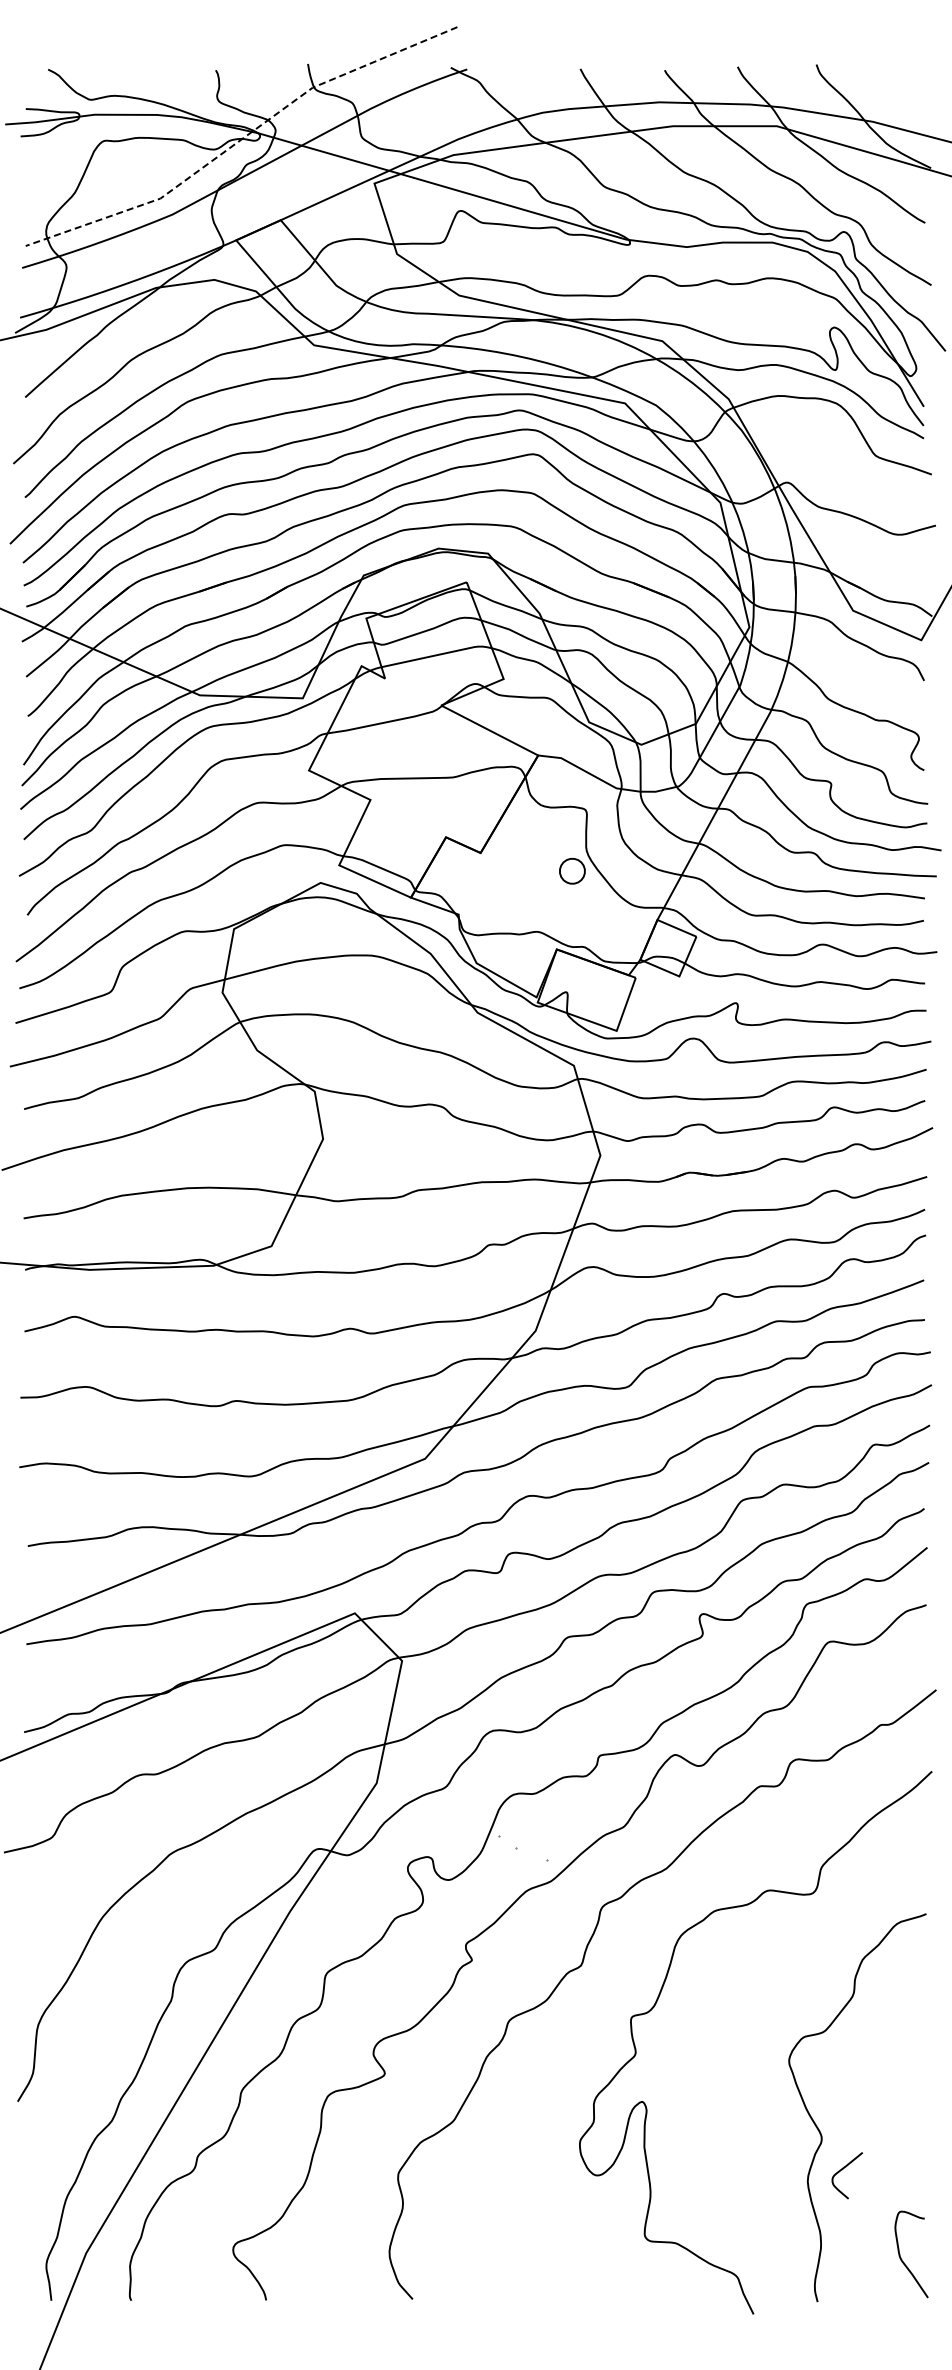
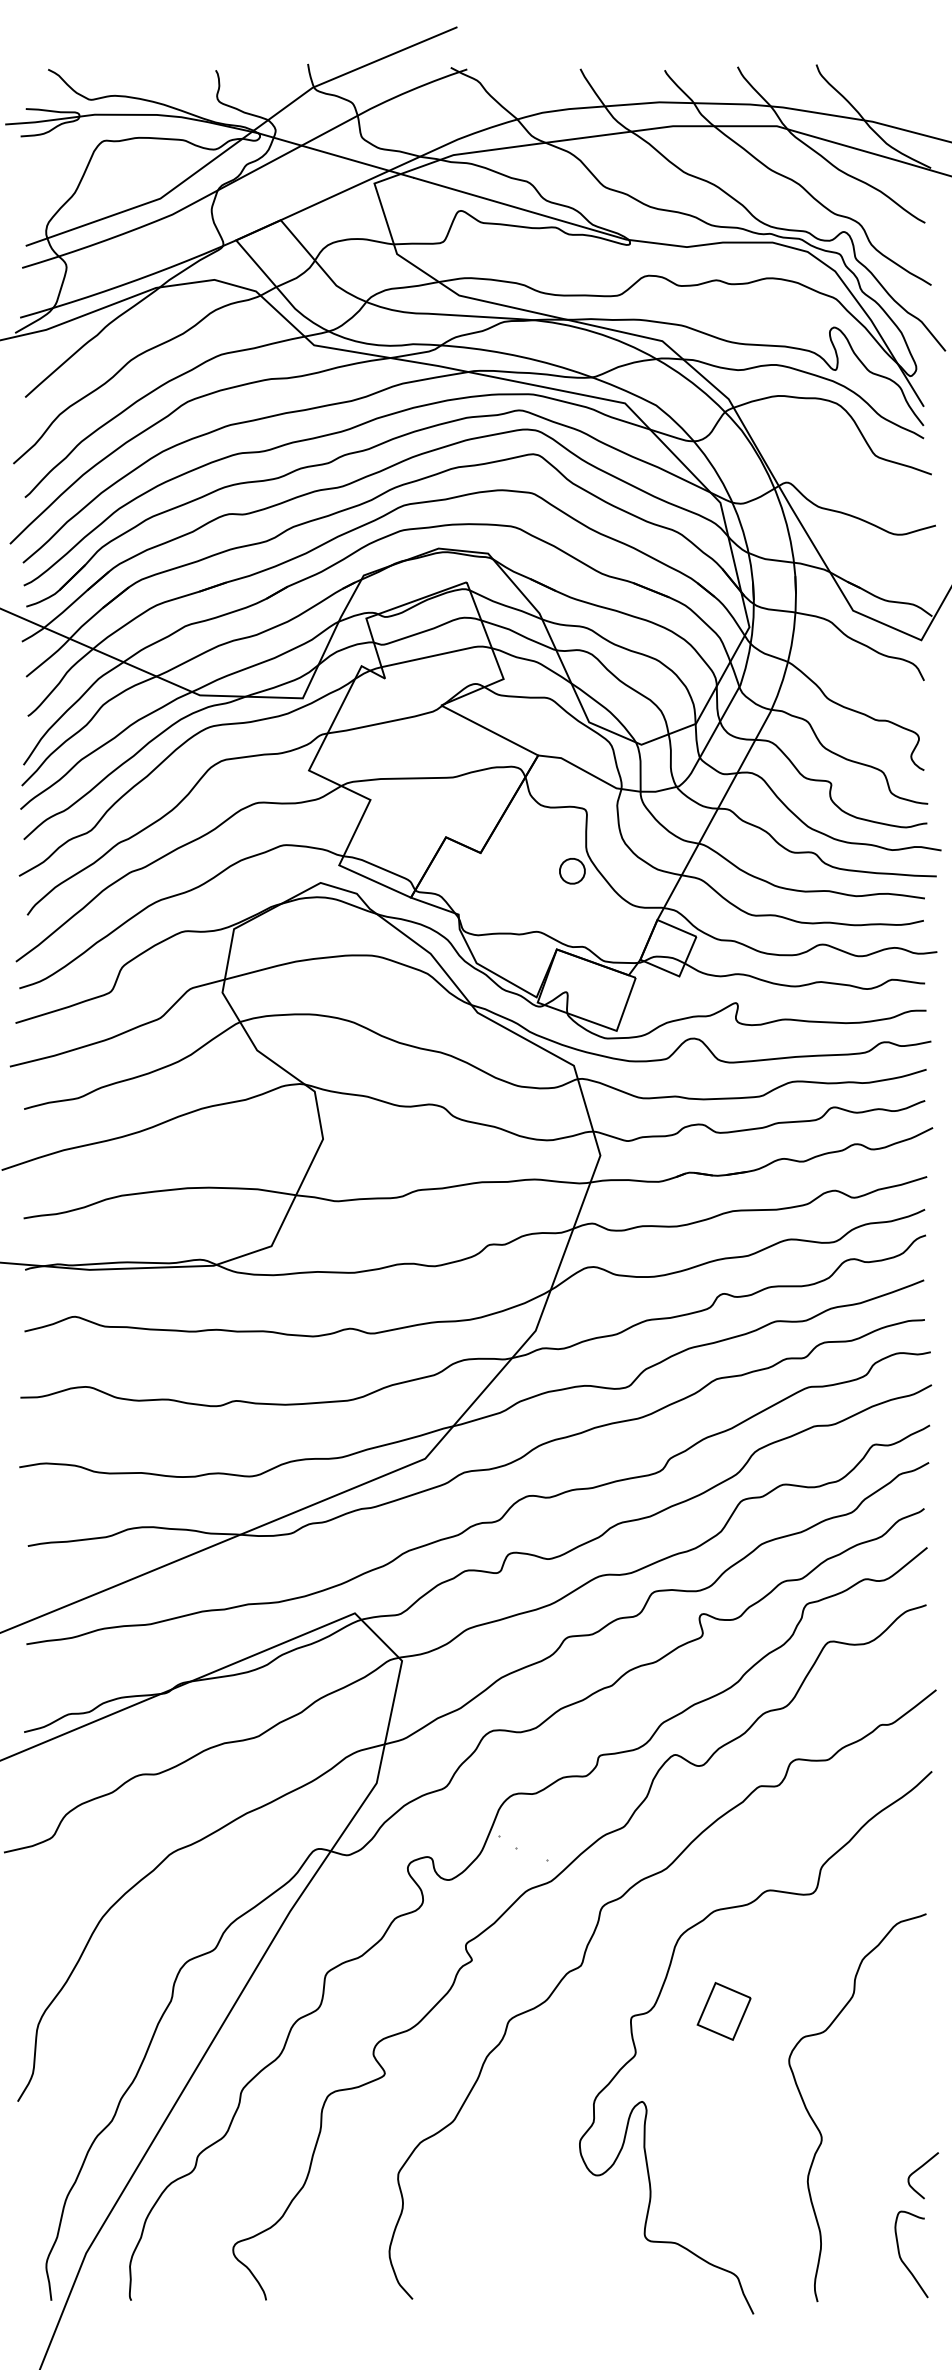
line: dashed -> solid (242, 138)
part: none -> present (723, 2011)
curve position: (842, 2170) -> (918, 2170) (918, 2170)
